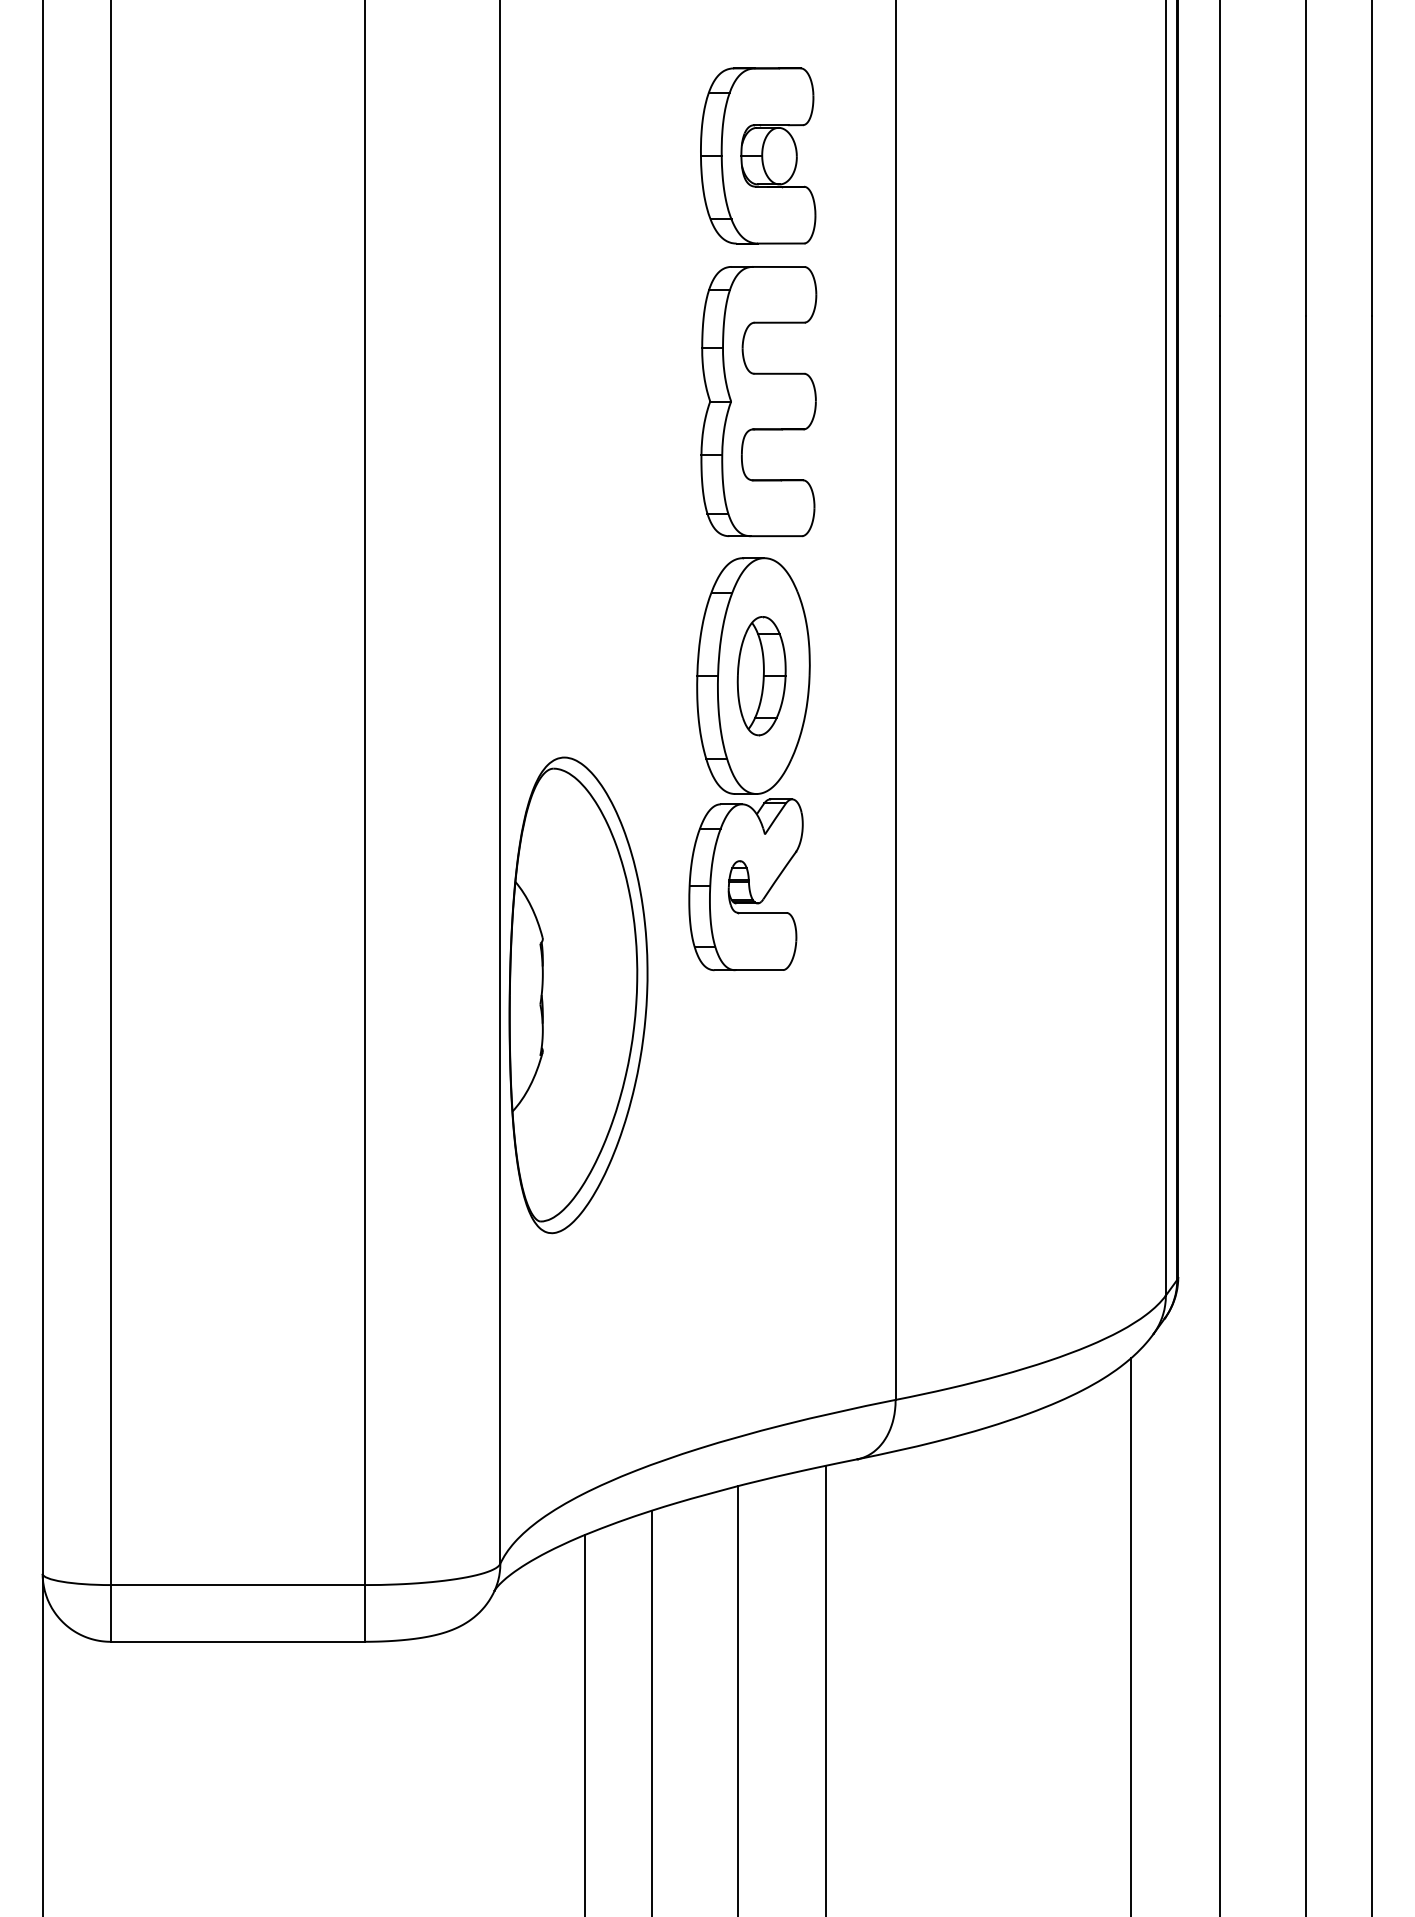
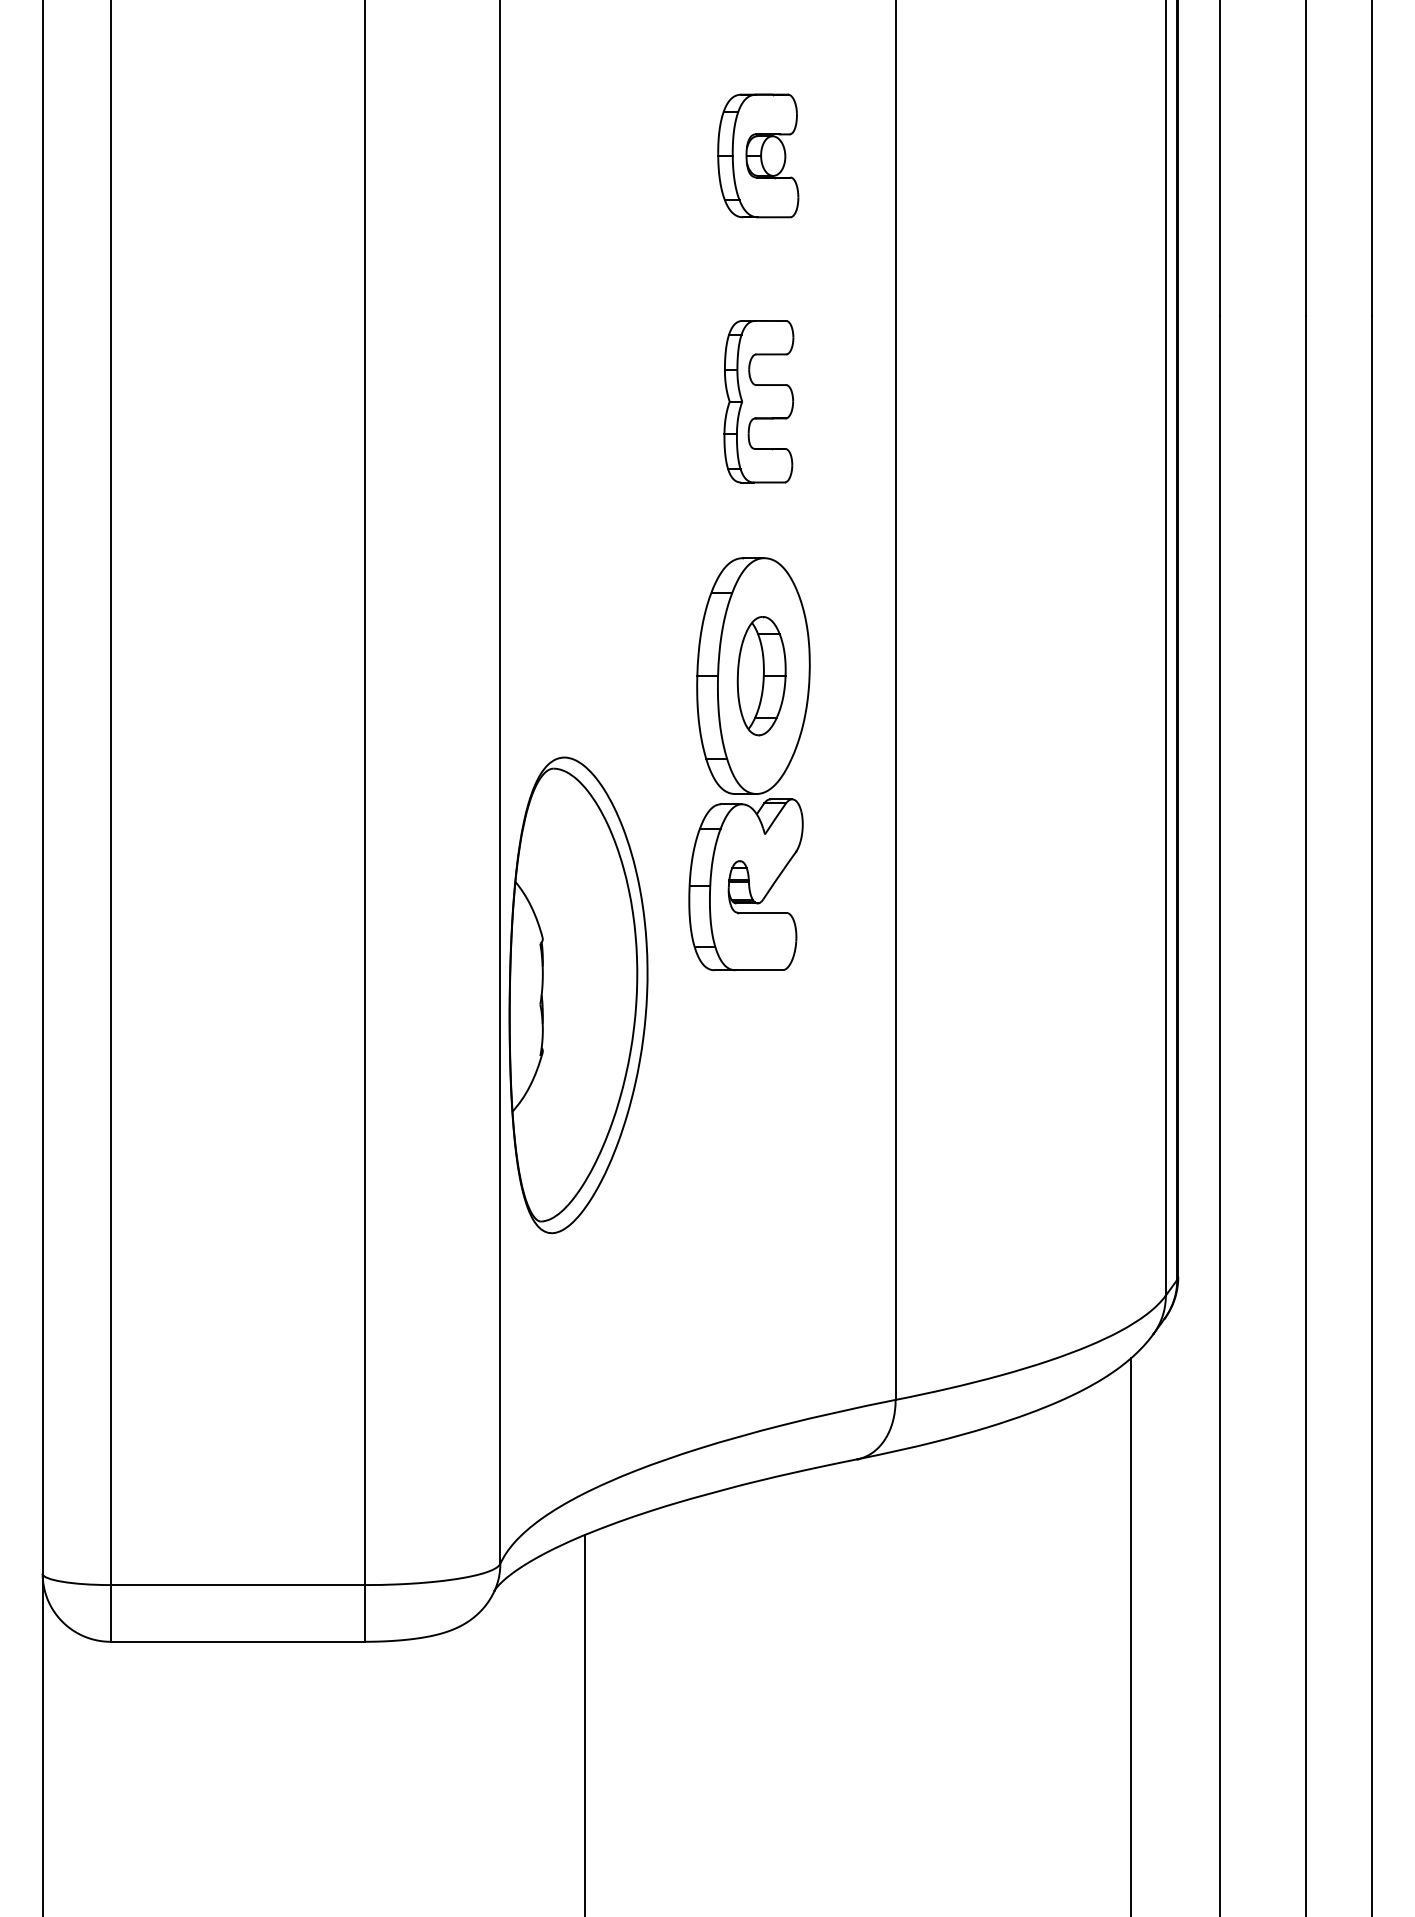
part size: 117x178 px -> 83x126 px (758, 155)
part size: 118x272 px -> 72x164 px (758, 401)
line: present -> none (826, 1689)
line: present -> none (737, 1699)
line: present -> none (651, 1711)
